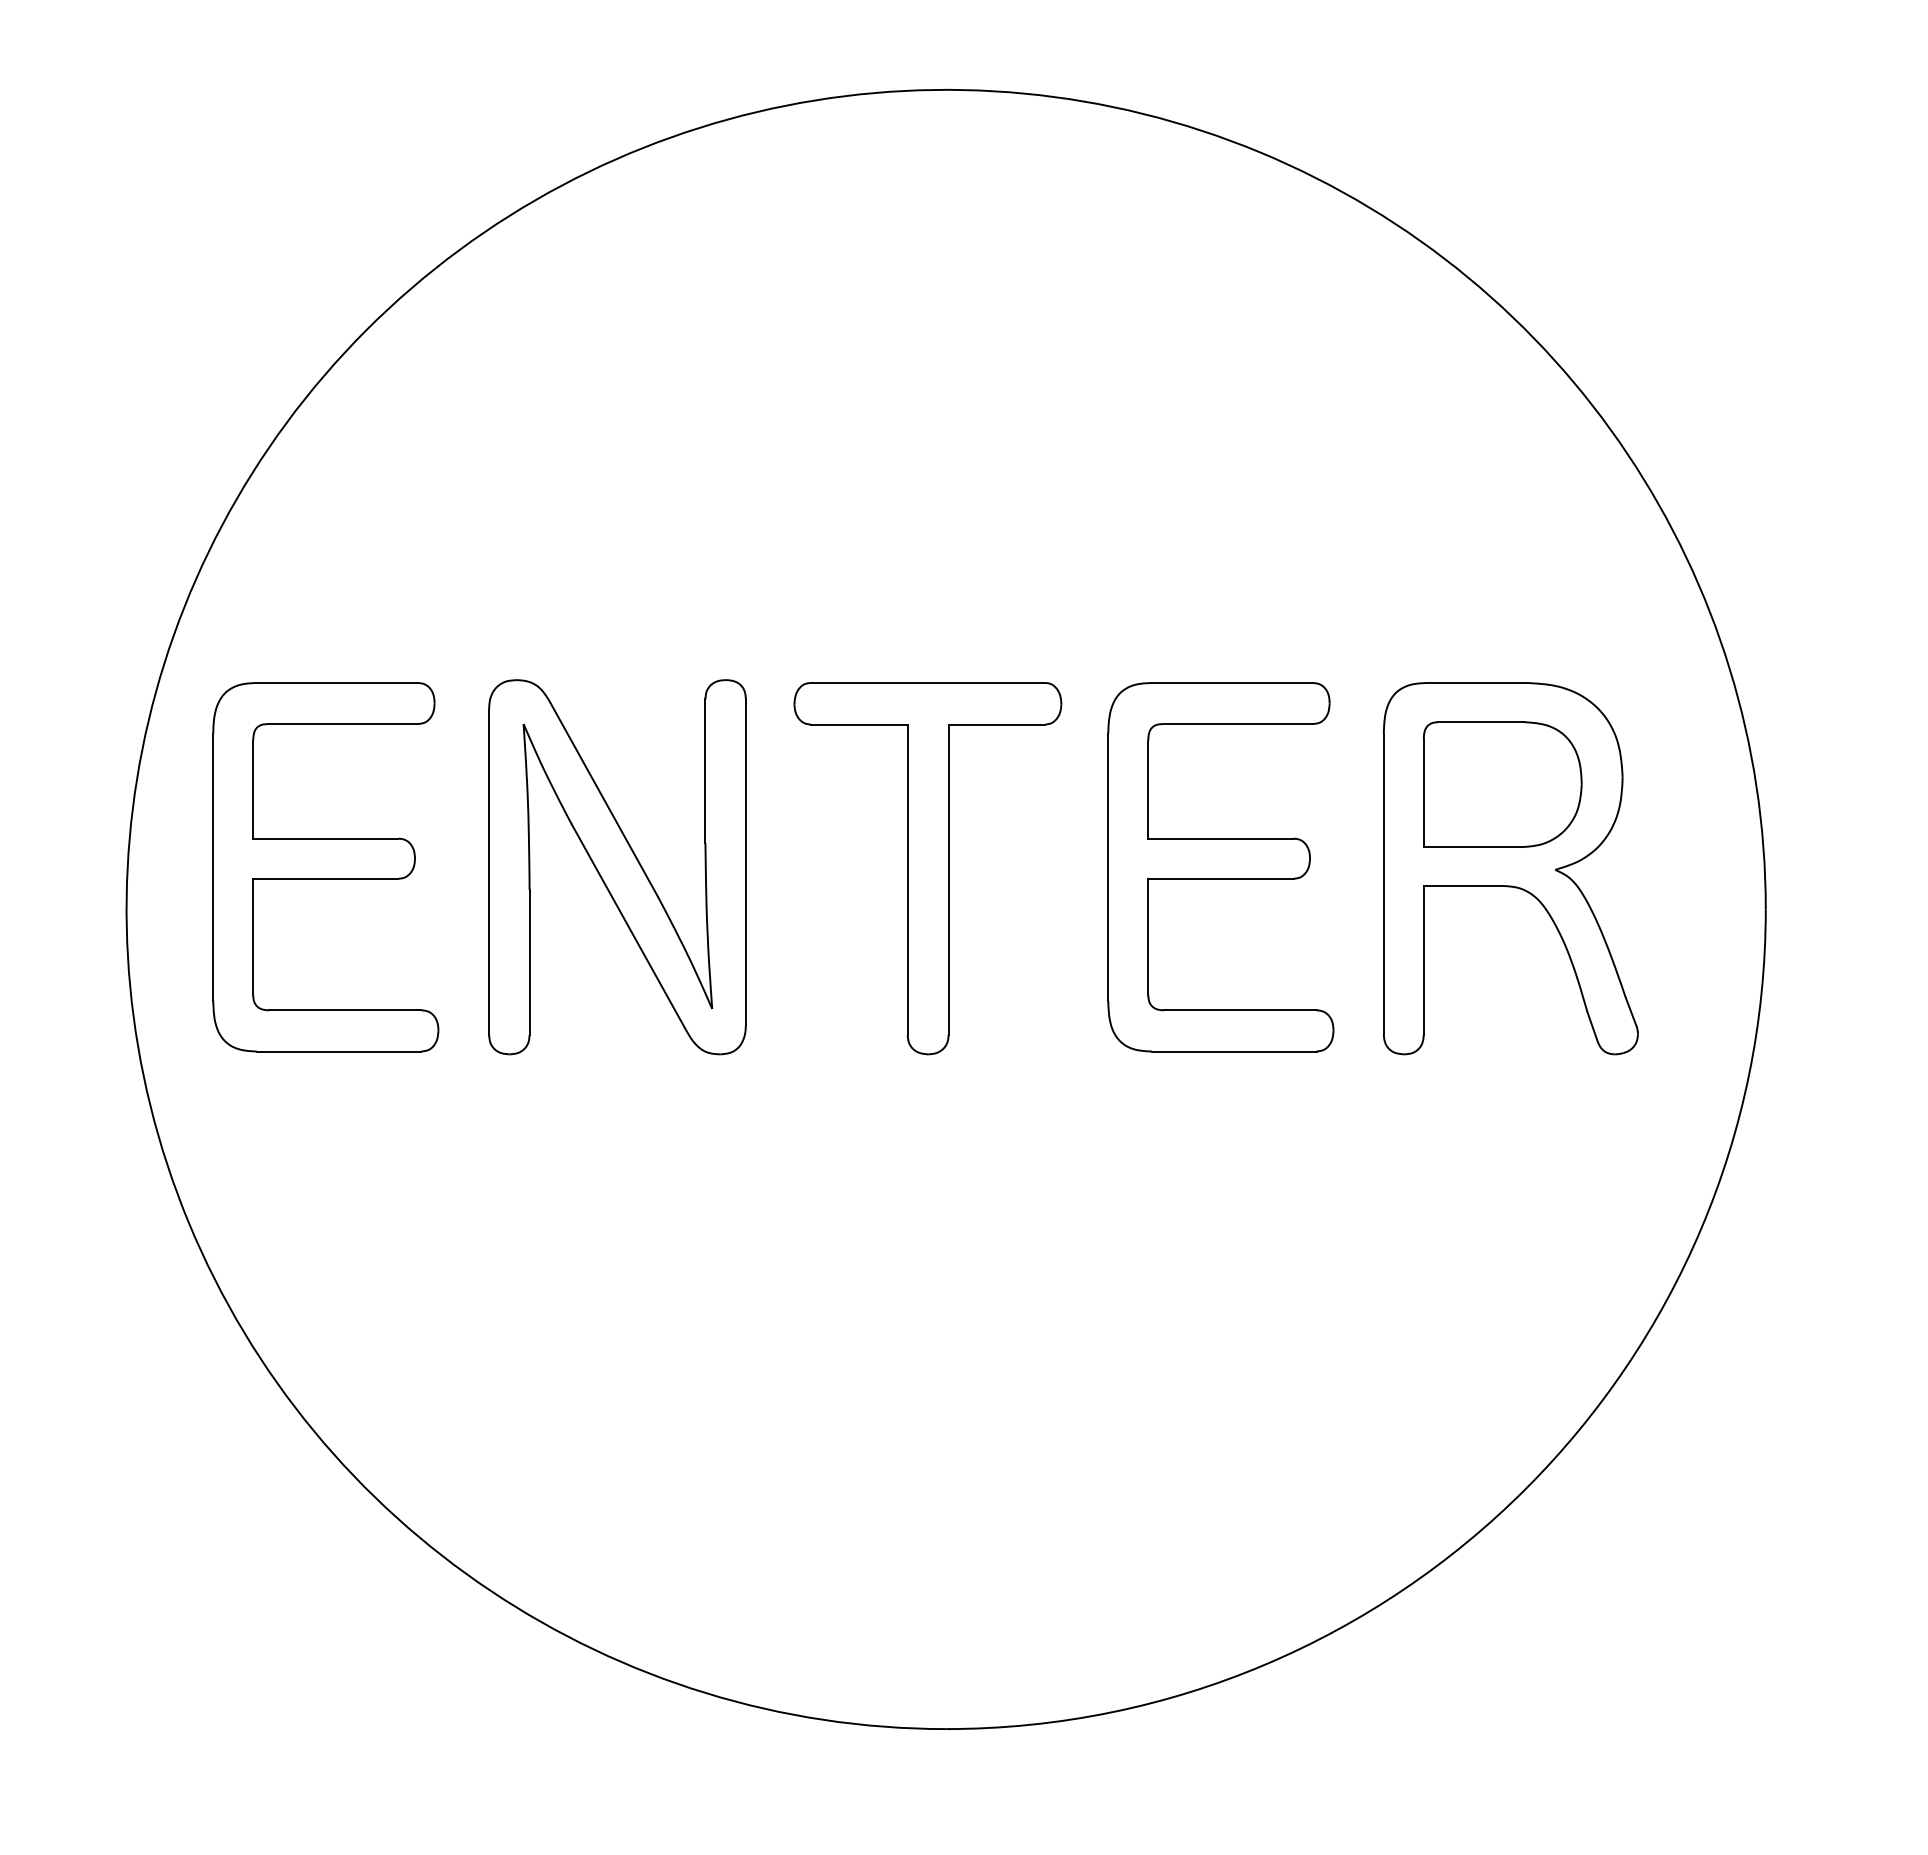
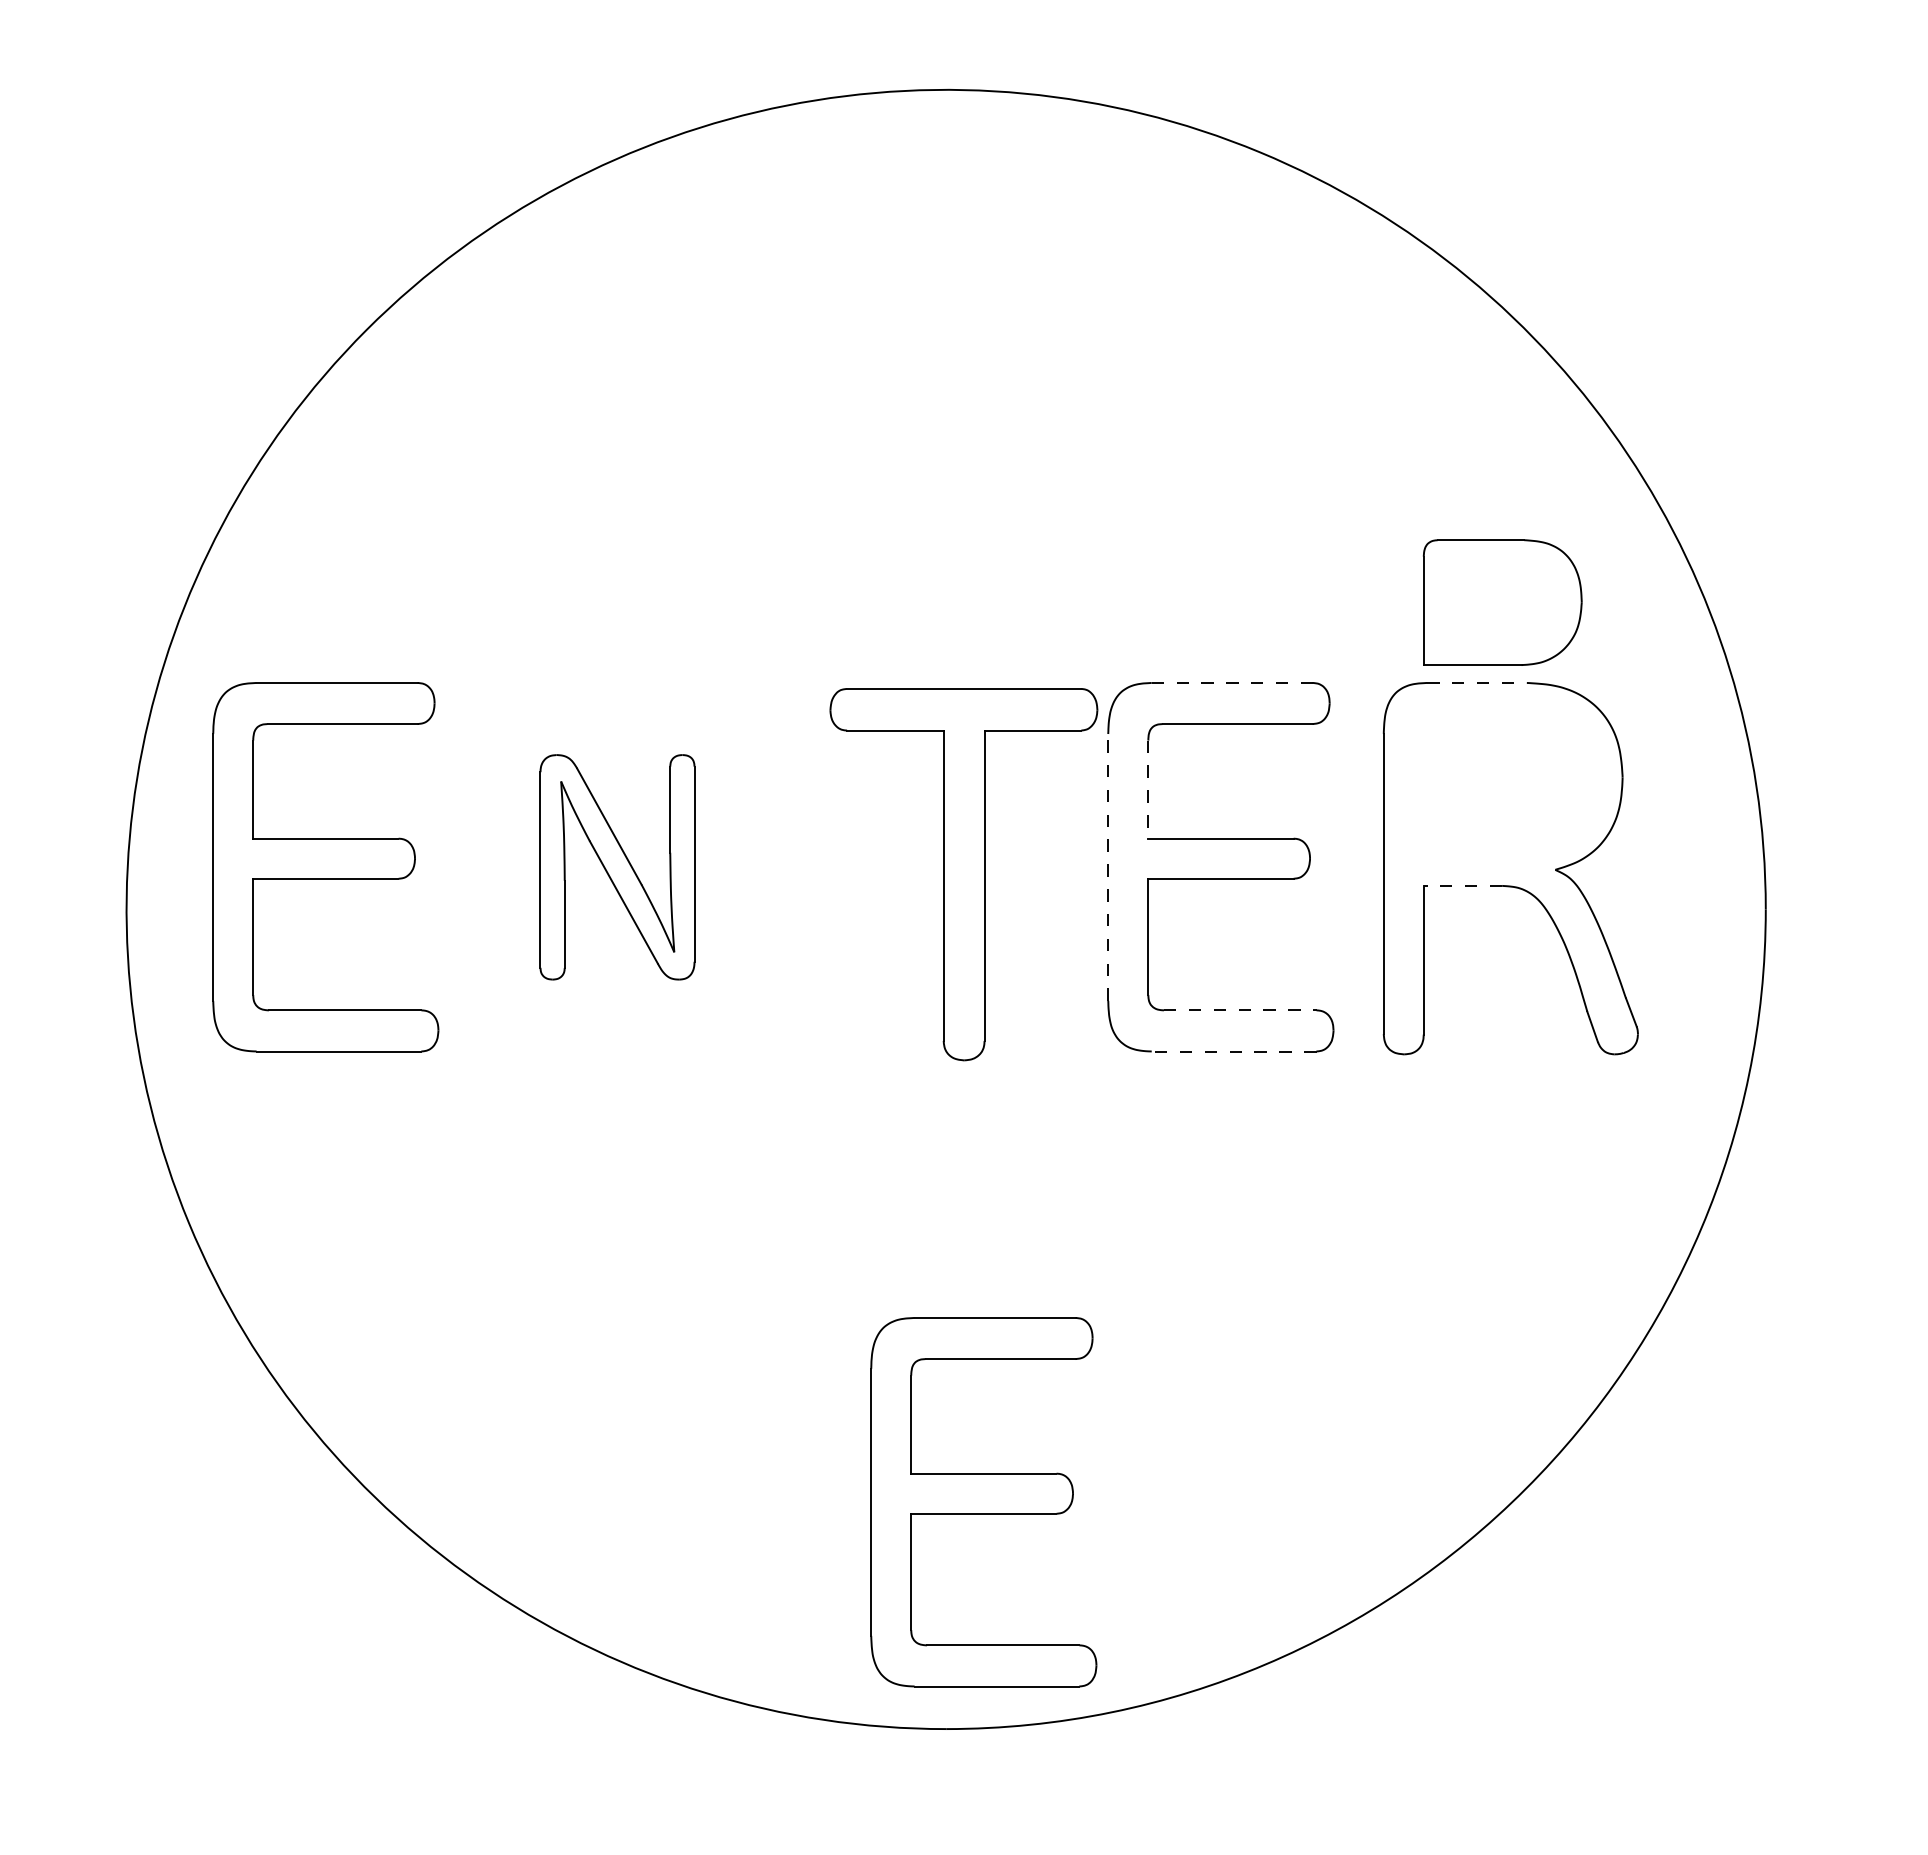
line: solid -> dashed (1232, 682)
line: solid -> dashed (1477, 682)
part position: (1502, 784) -> (1502, 602) (1502, 602)
line: solid -> dashed (1148, 789)
line: solid -> dashed (1108, 866)
part size: 259x377 px -> 157x227 px (617, 867)
part position: (927, 868) -> (963, 874) (963, 874)
line: solid -> dashed (1462, 885)
line: solid -> dashed (1240, 1010)
line: solid -> dashed (1233, 1051)
part: none -> present (983, 1502)
